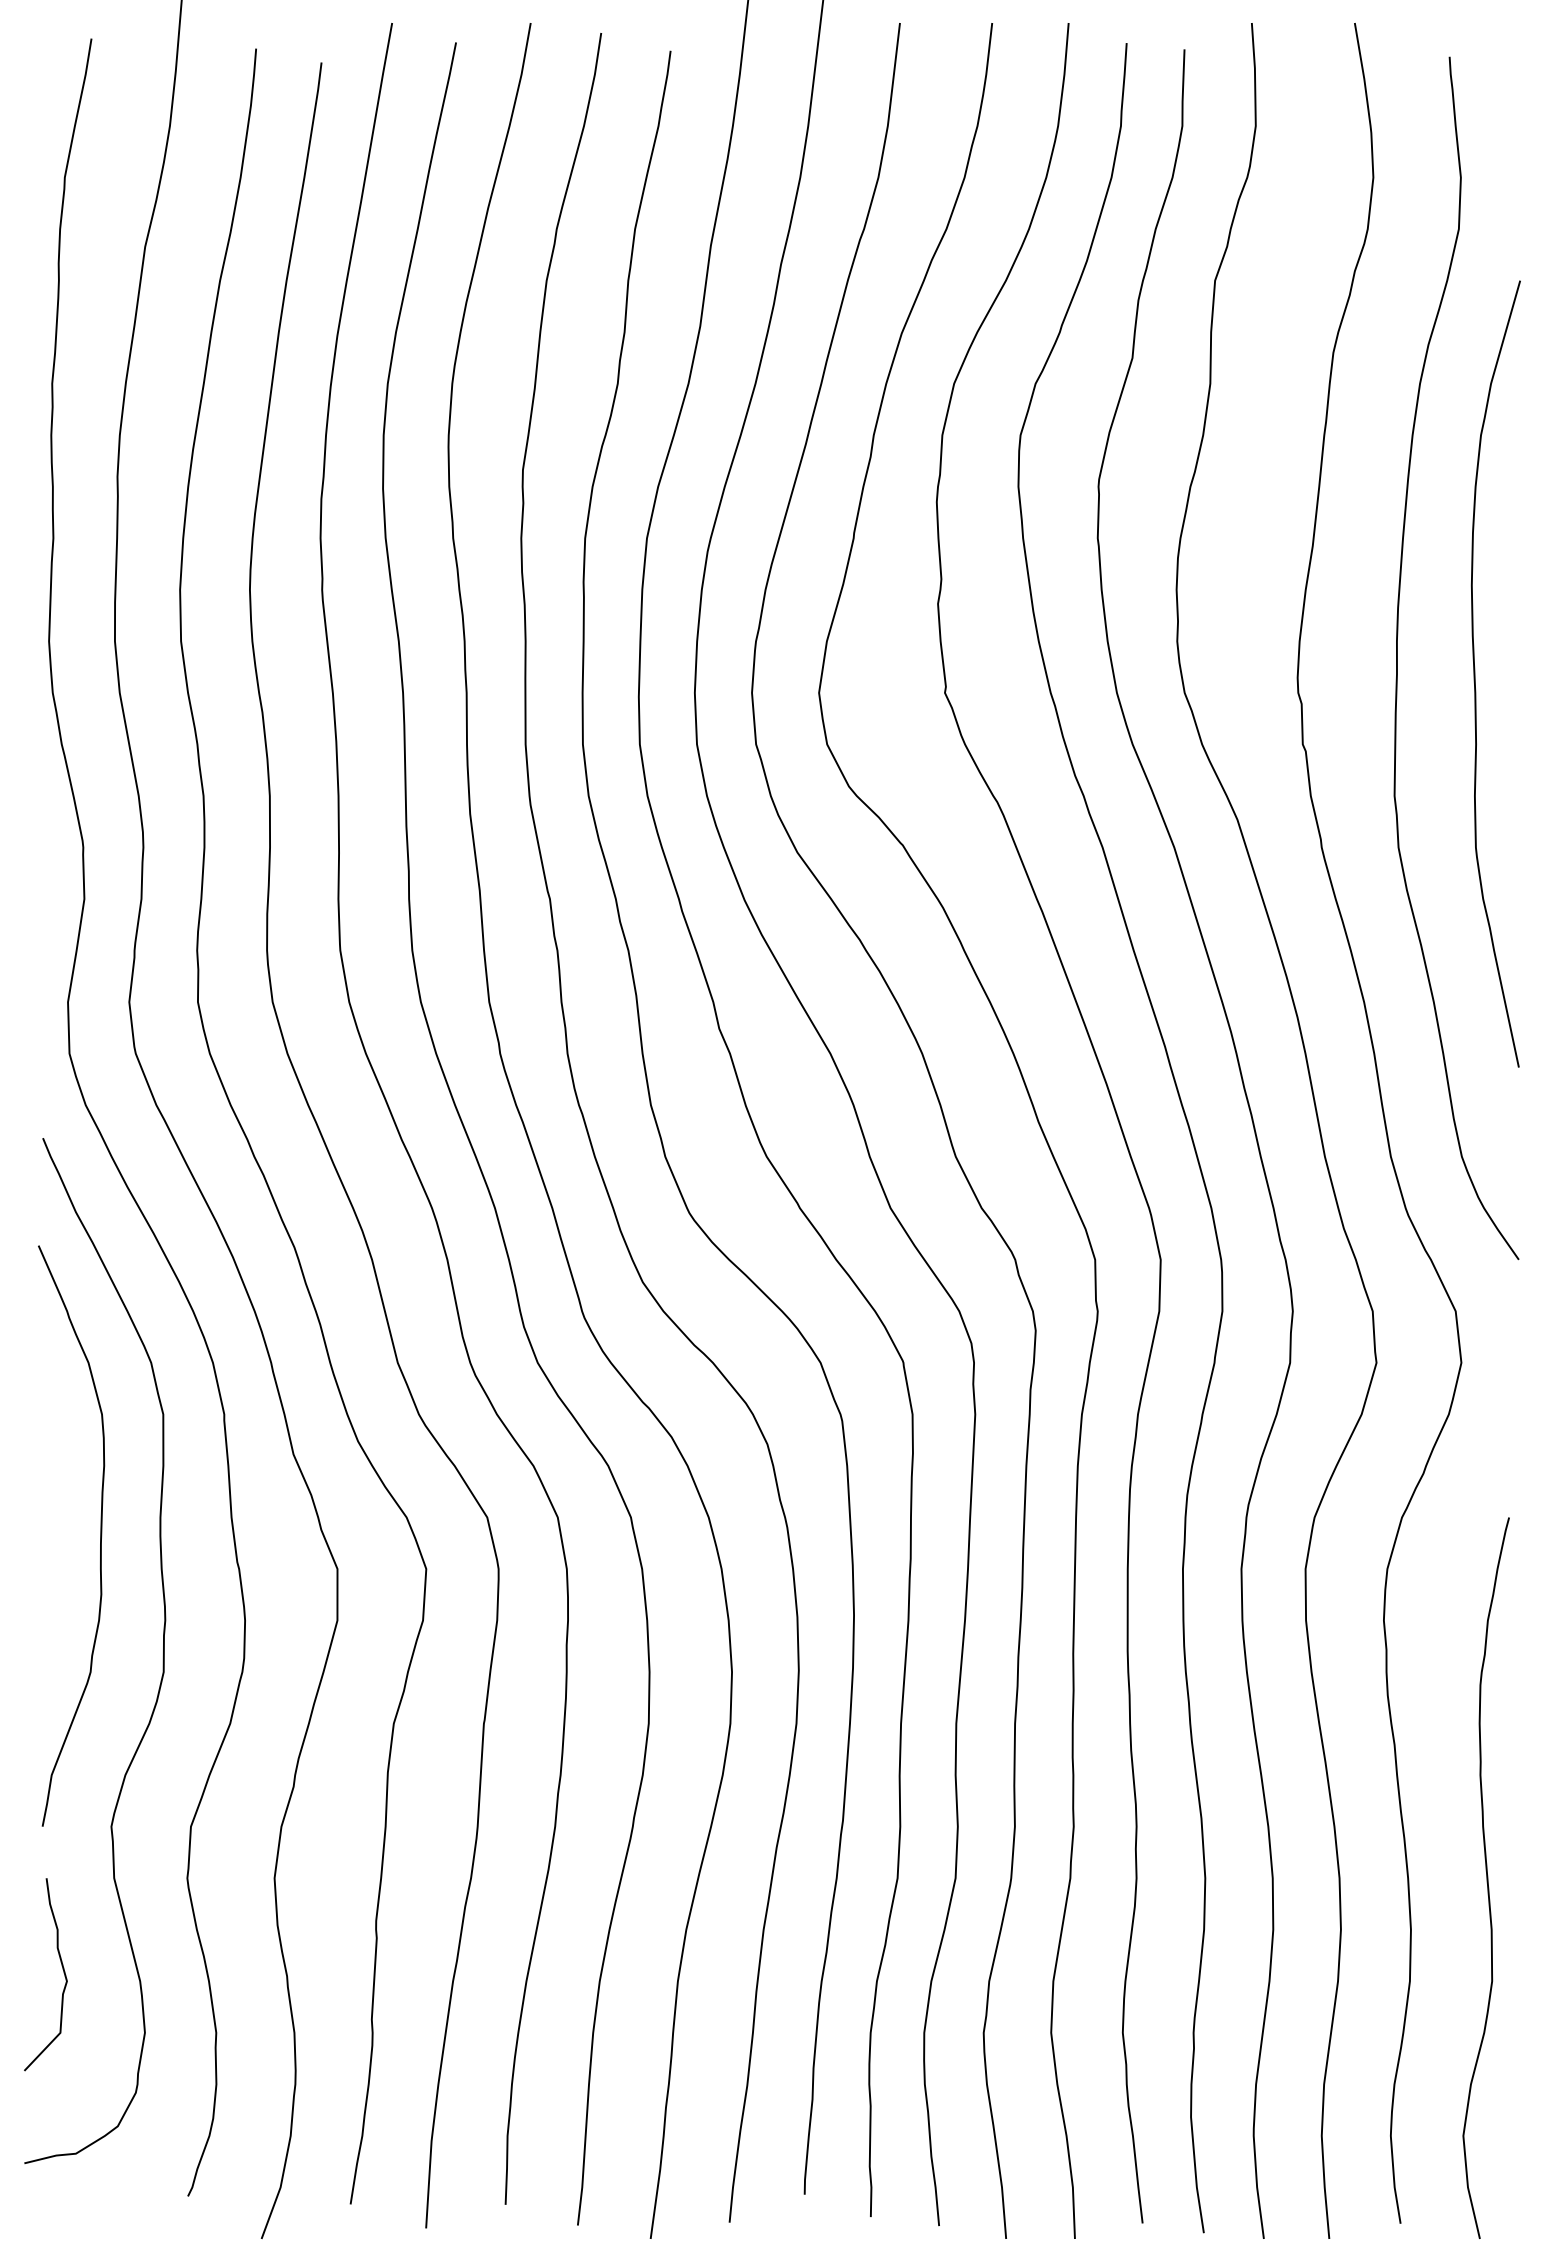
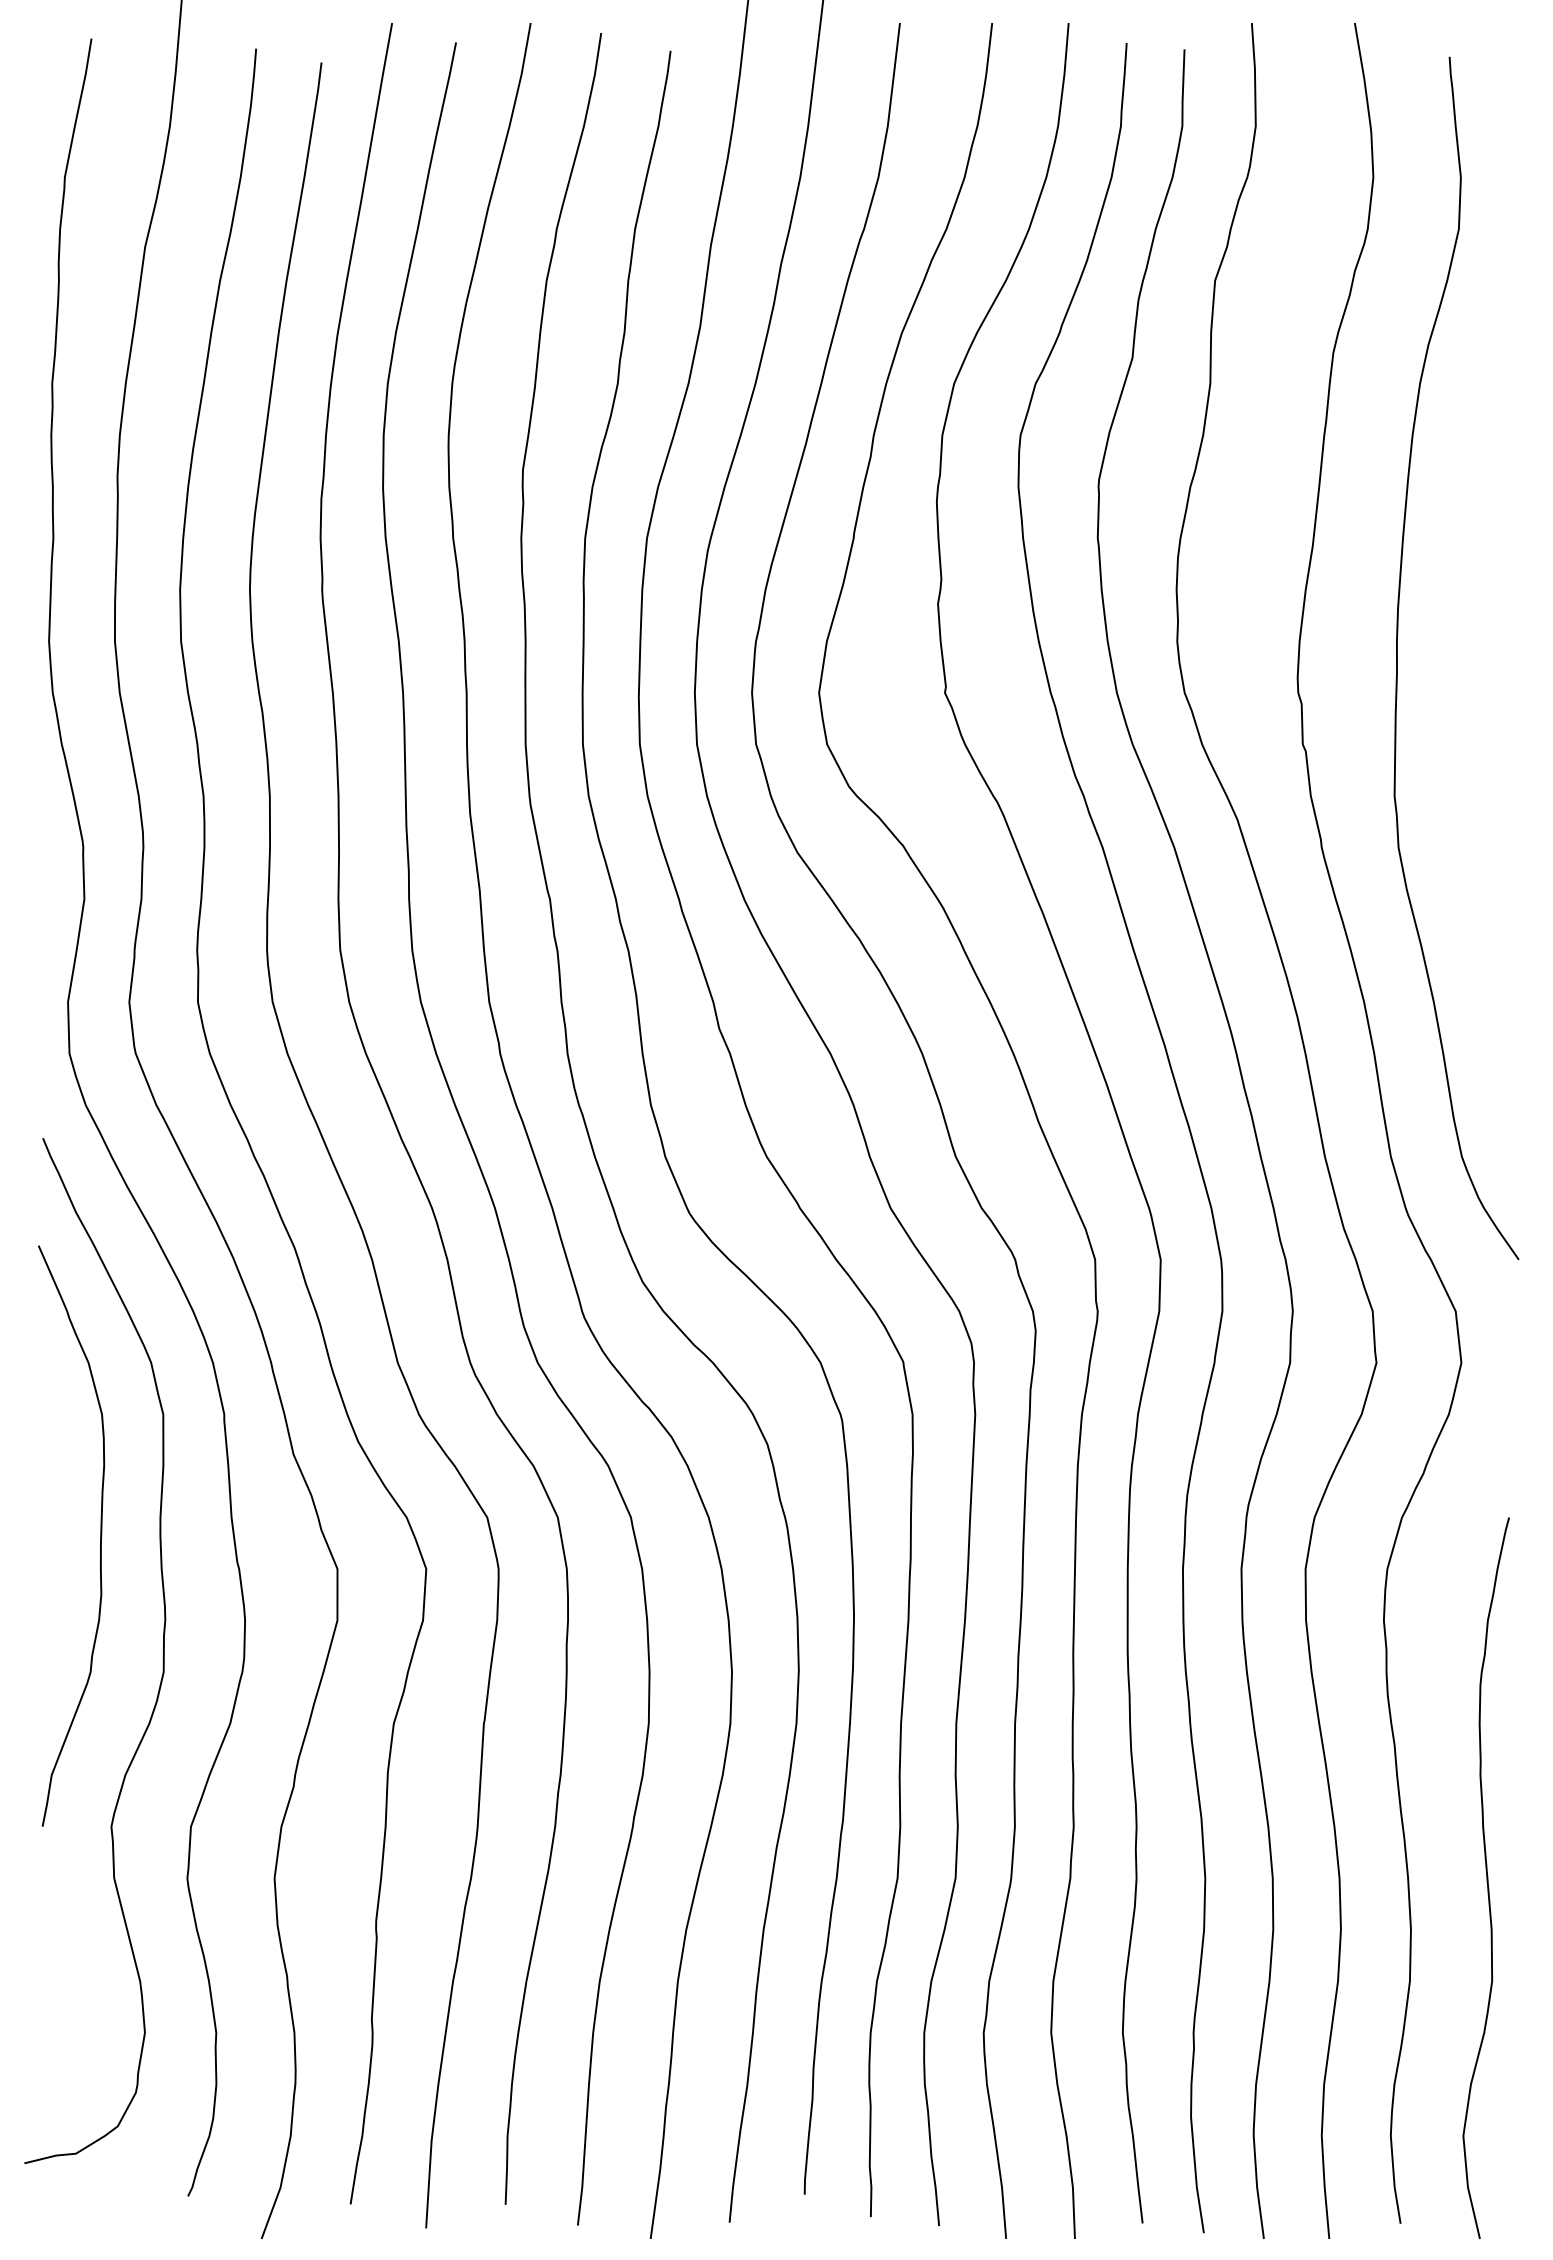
curve: present -> none (1475, 673)
curve: present -> none (62, 1969)
